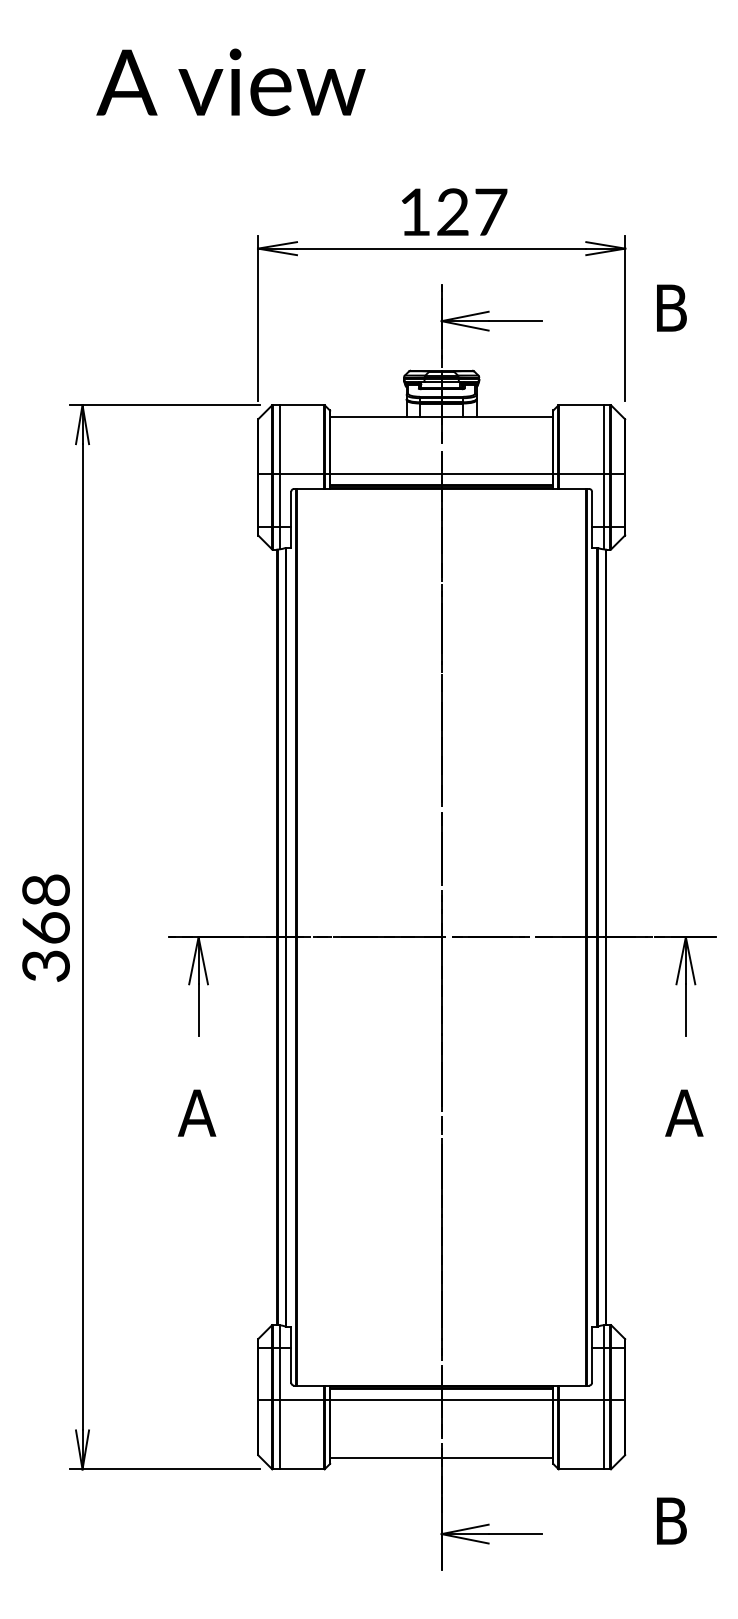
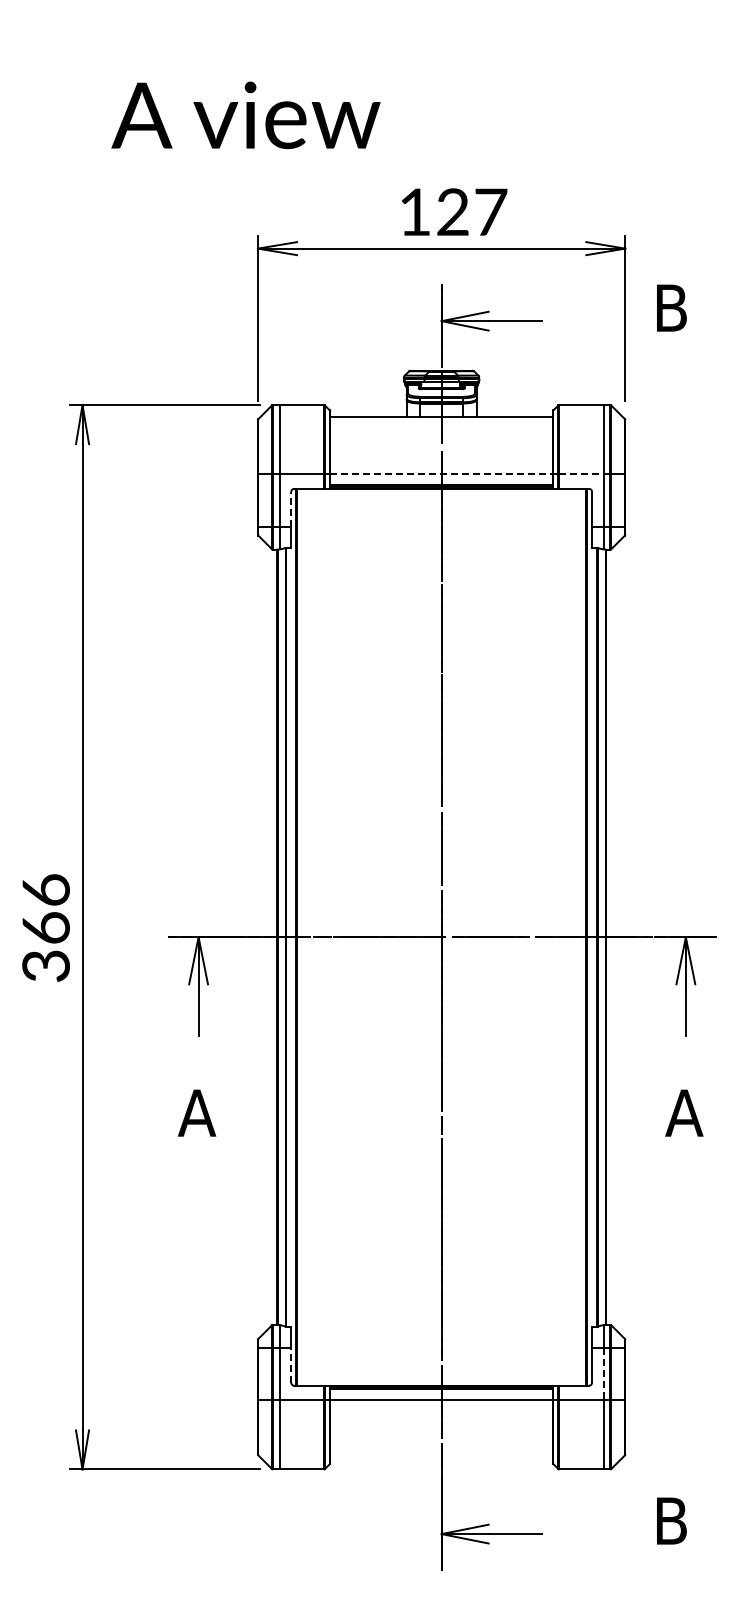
text position: (230, 82) -> (245, 115) (245, 115)
line: solid -> dashed (442, 474)
line: solid -> dashed (582, 474)
line: solid -> dashed (291, 508)
text: 368 -> 366 (45, 889)
line: solid -> dashed (291, 1364)
line: solid -> dashed (603, 1374)
line: present -> none (441, 1457)
